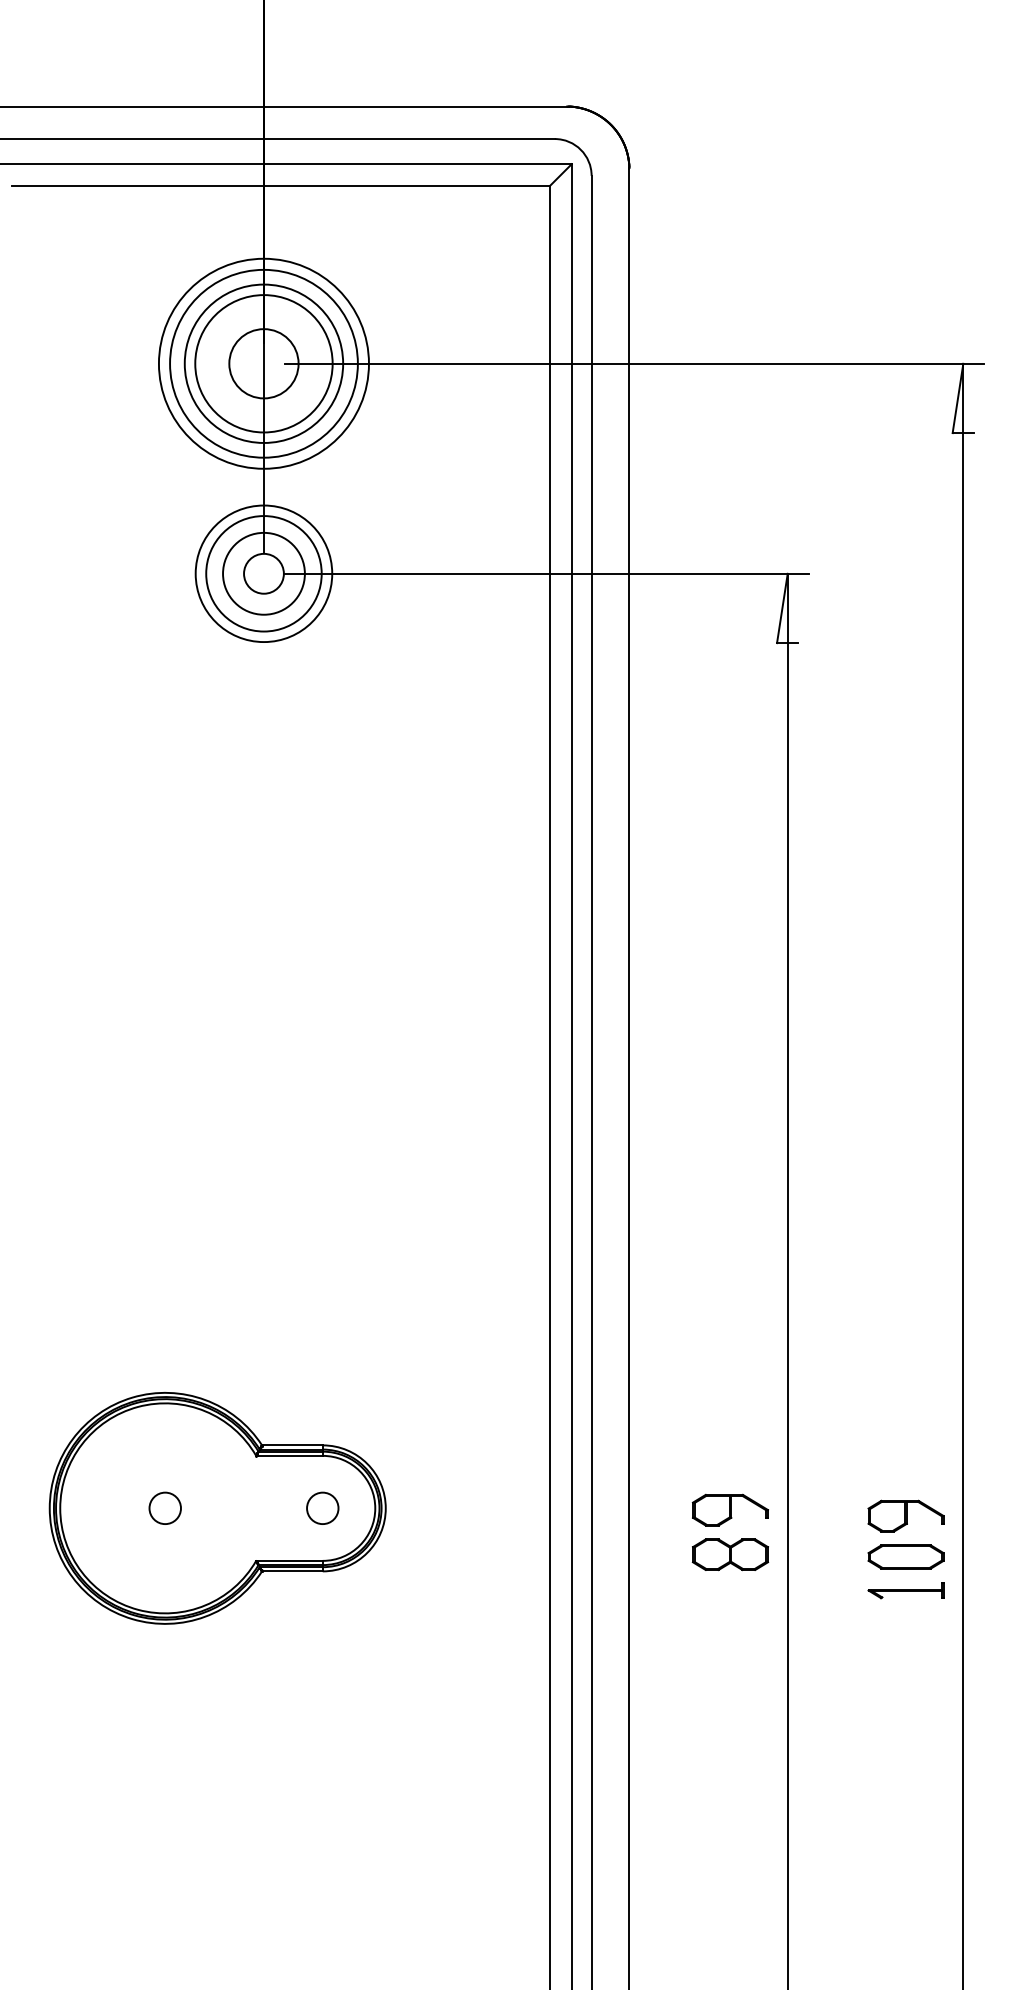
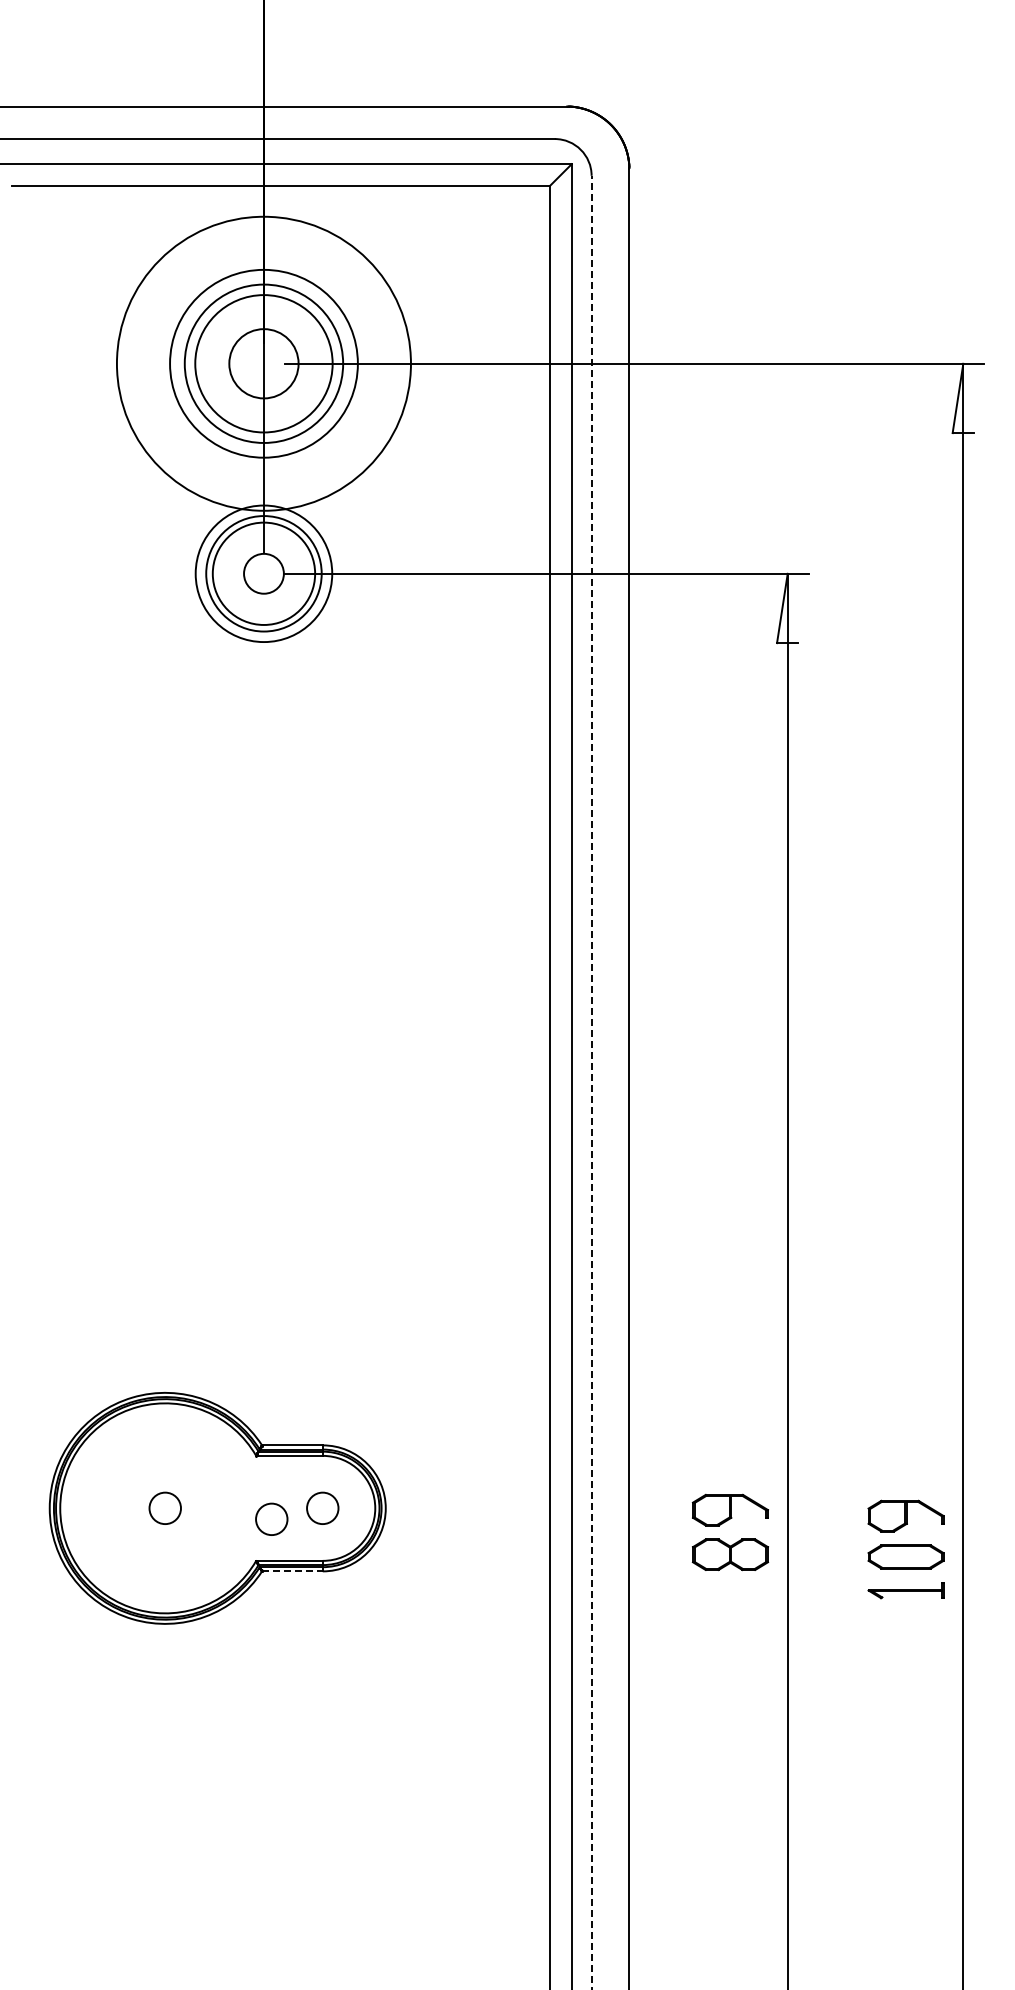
circle diameter: 210 px -> 294 px (263, 363)
circle diameter: 82 px -> 102 px (263, 573)
line: solid -> dashed (591, 1082)
circle: none -> present (271, 1518)
line: solid -> dashed (292, 1571)
